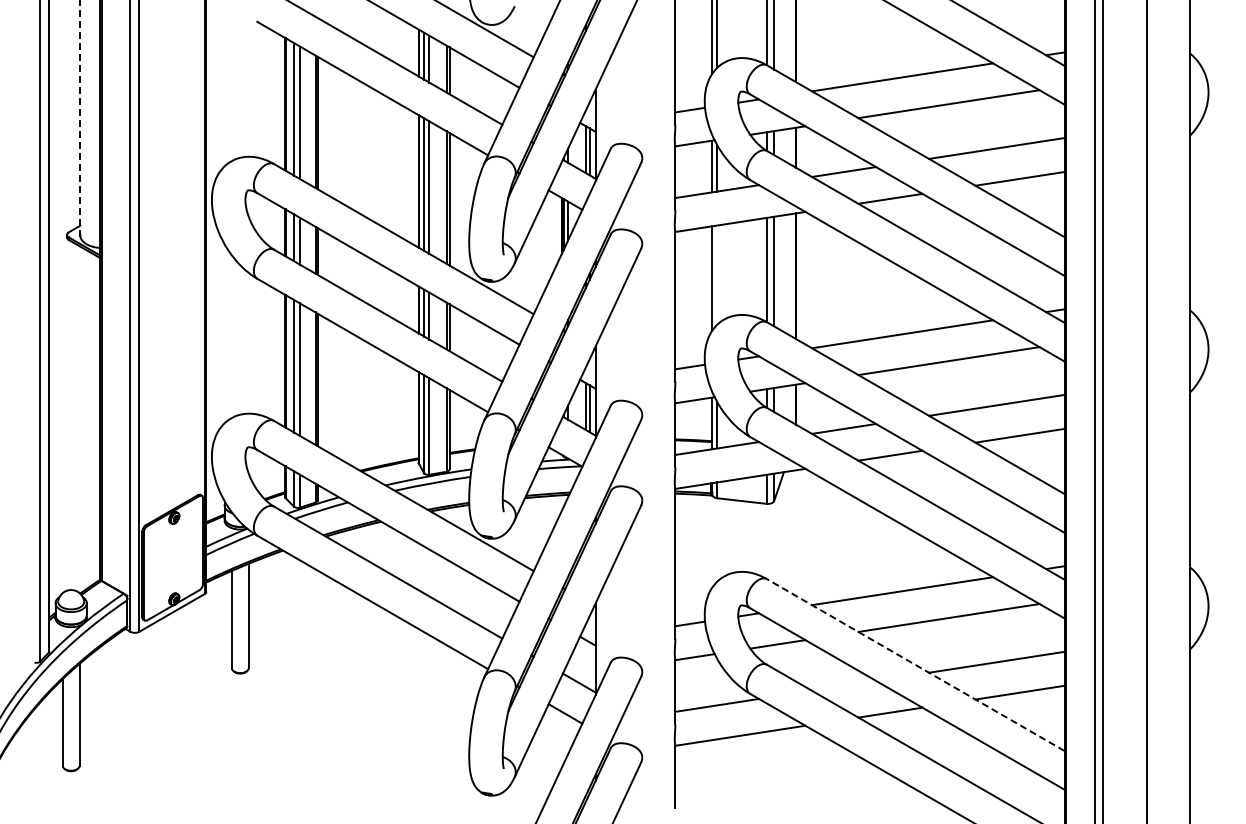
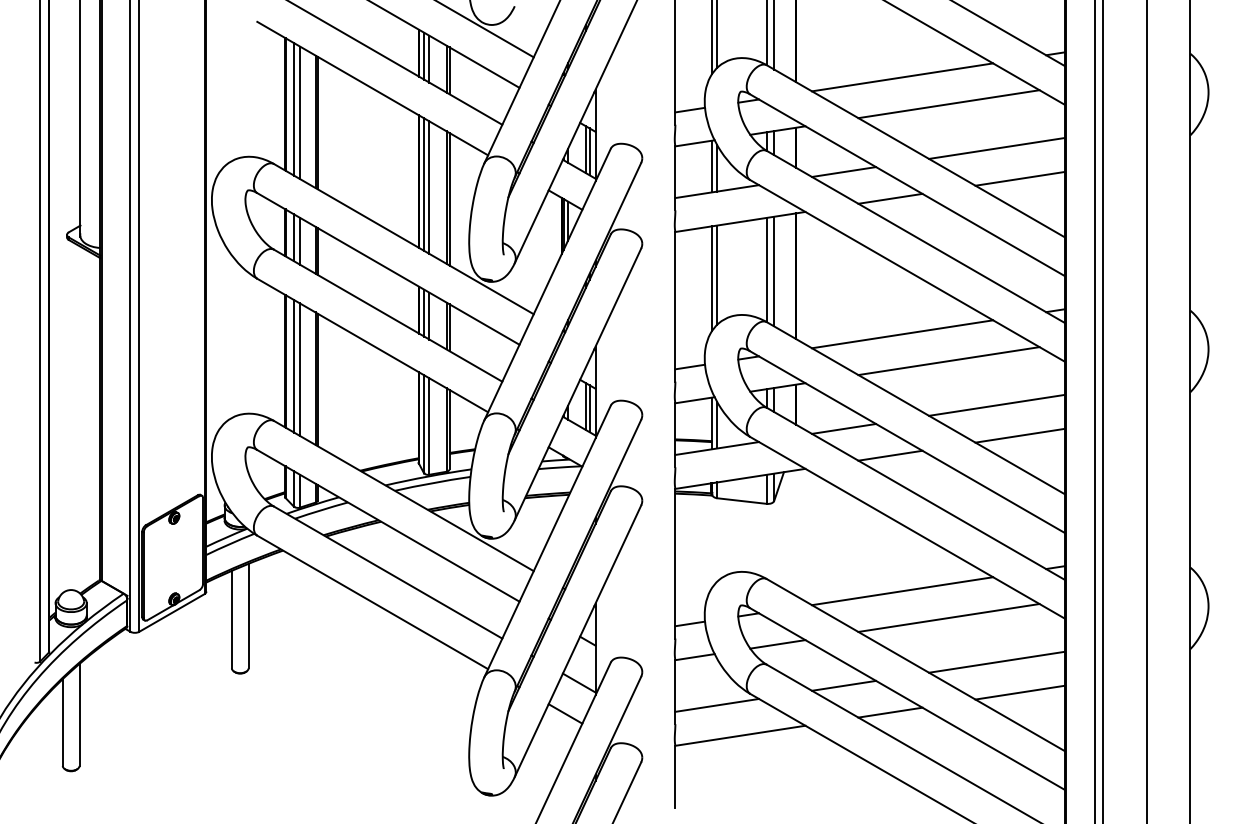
line: dashed -> solid (80, 119)
line: none -> present (717, 274)
line: dashed -> solid (915, 665)
line: none -> present (844, 685)
